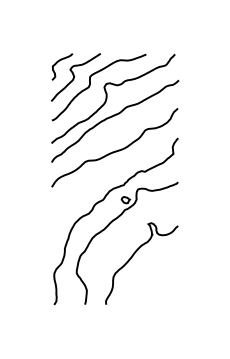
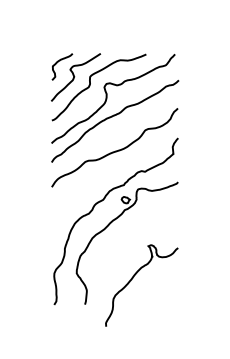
curve position: (133, 256) -> (133, 278) (133, 278)
